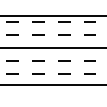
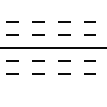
line: present -> none (52, 16)
line: present -> none (52, 85)
